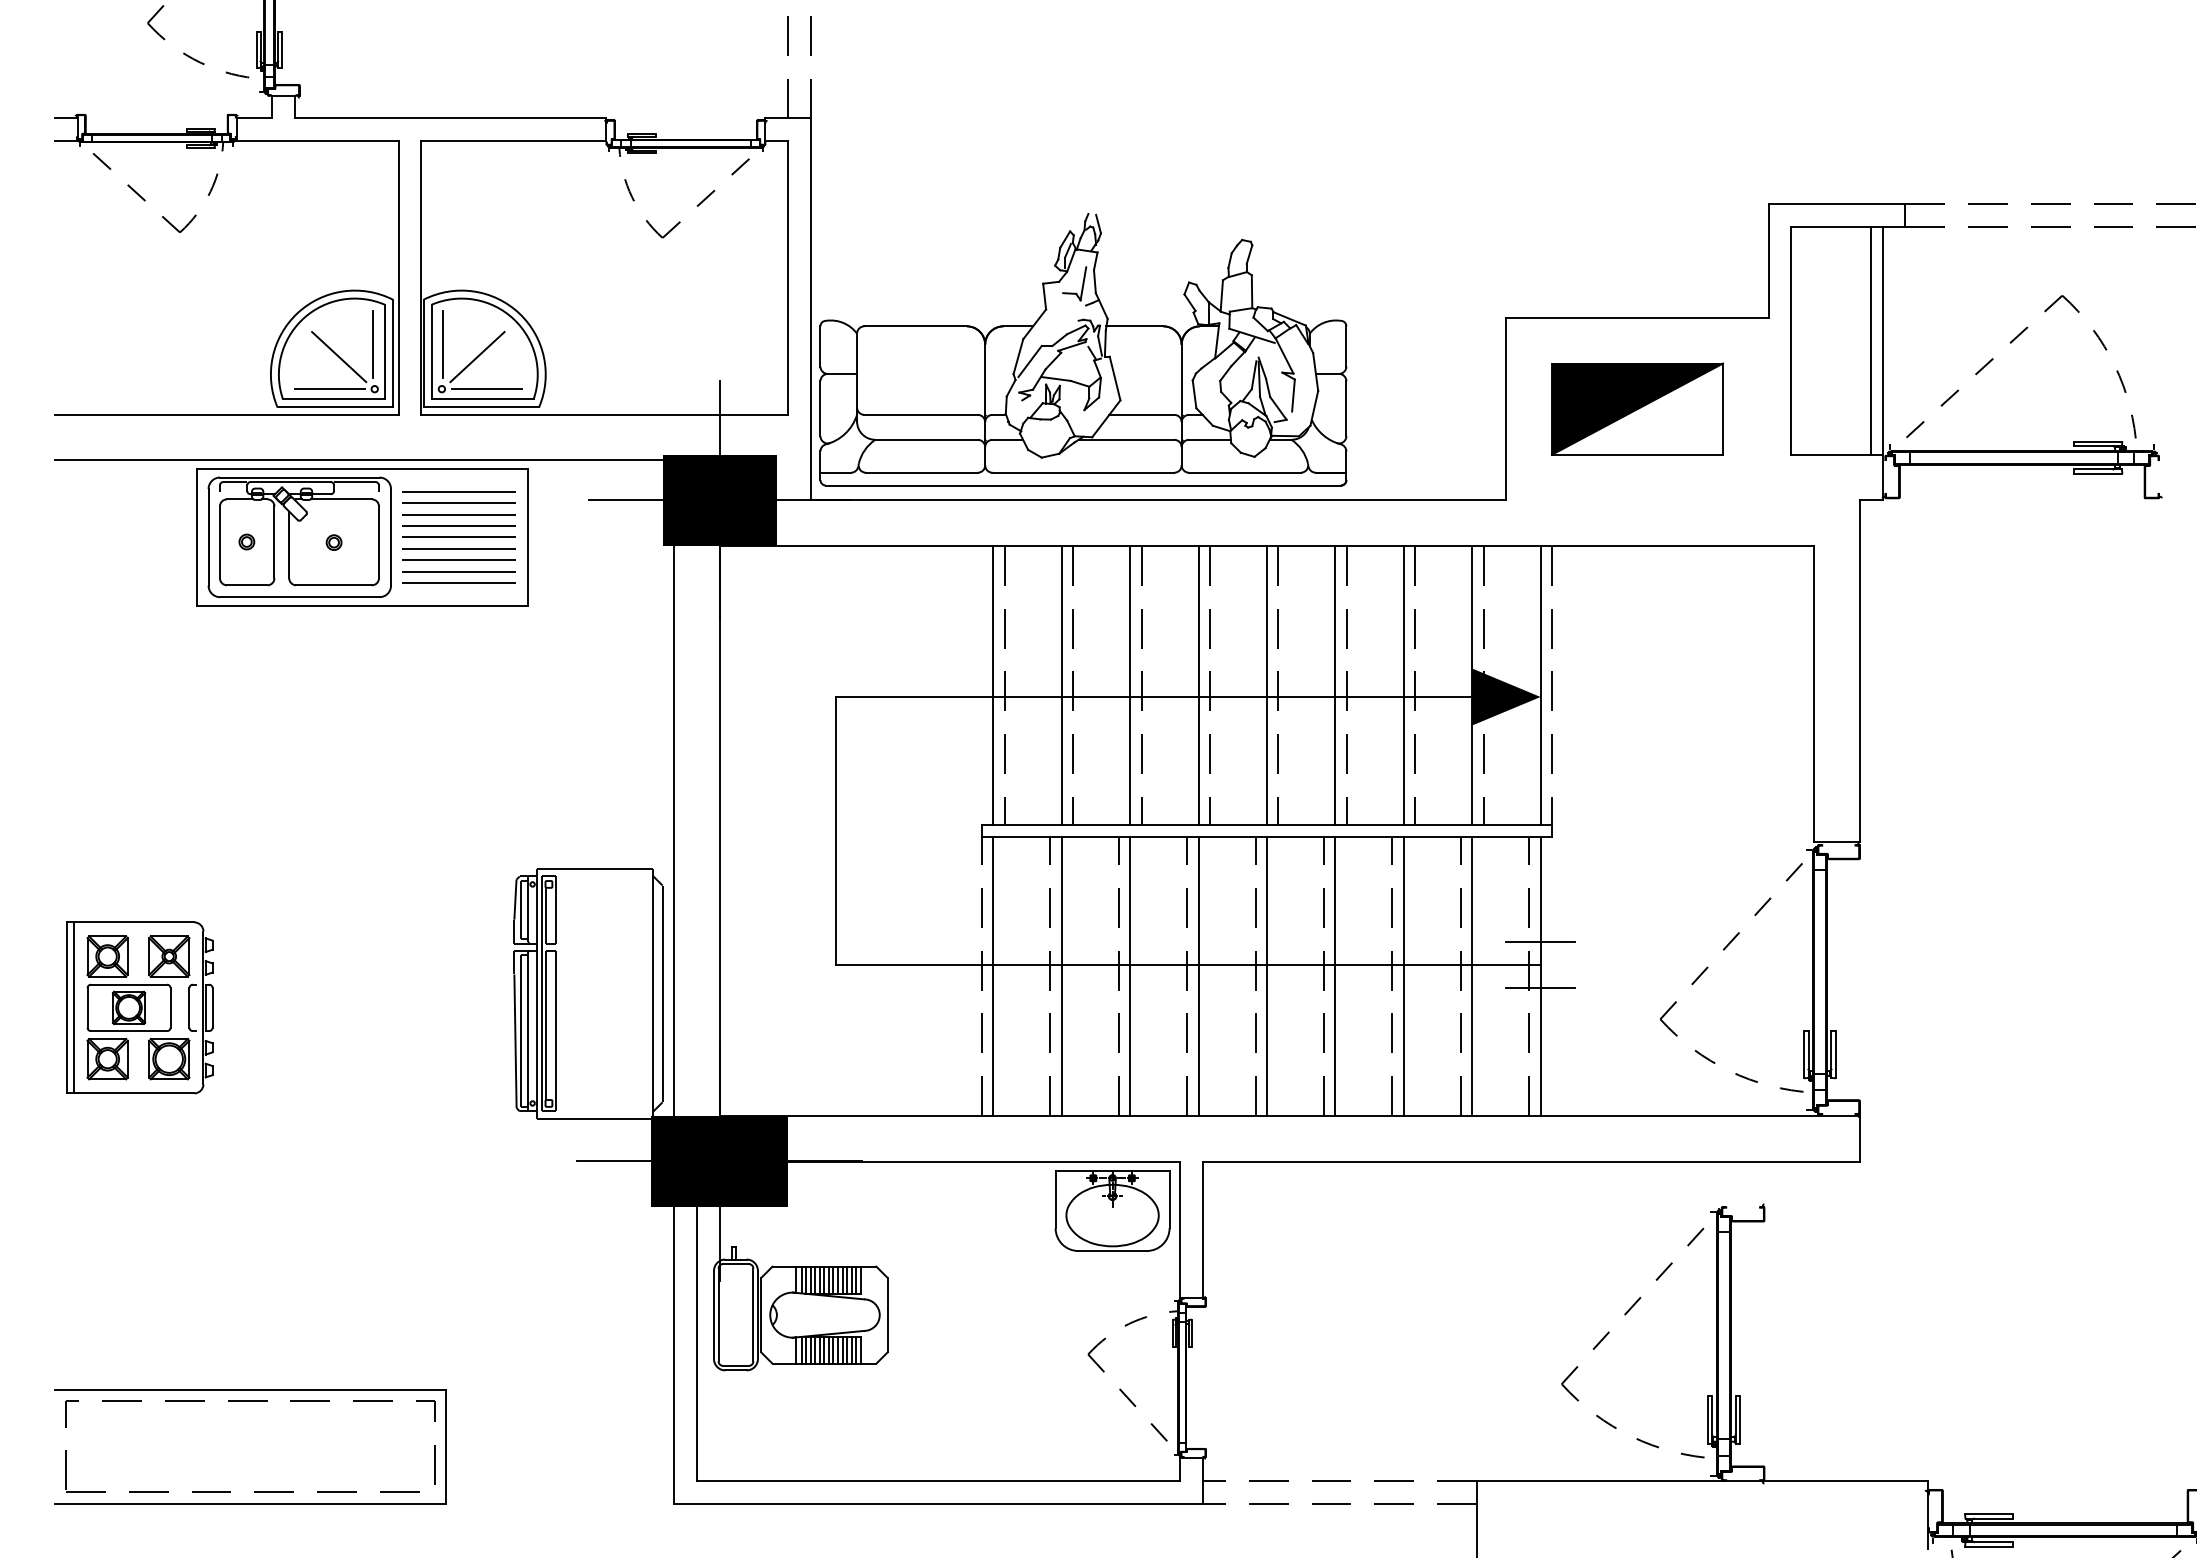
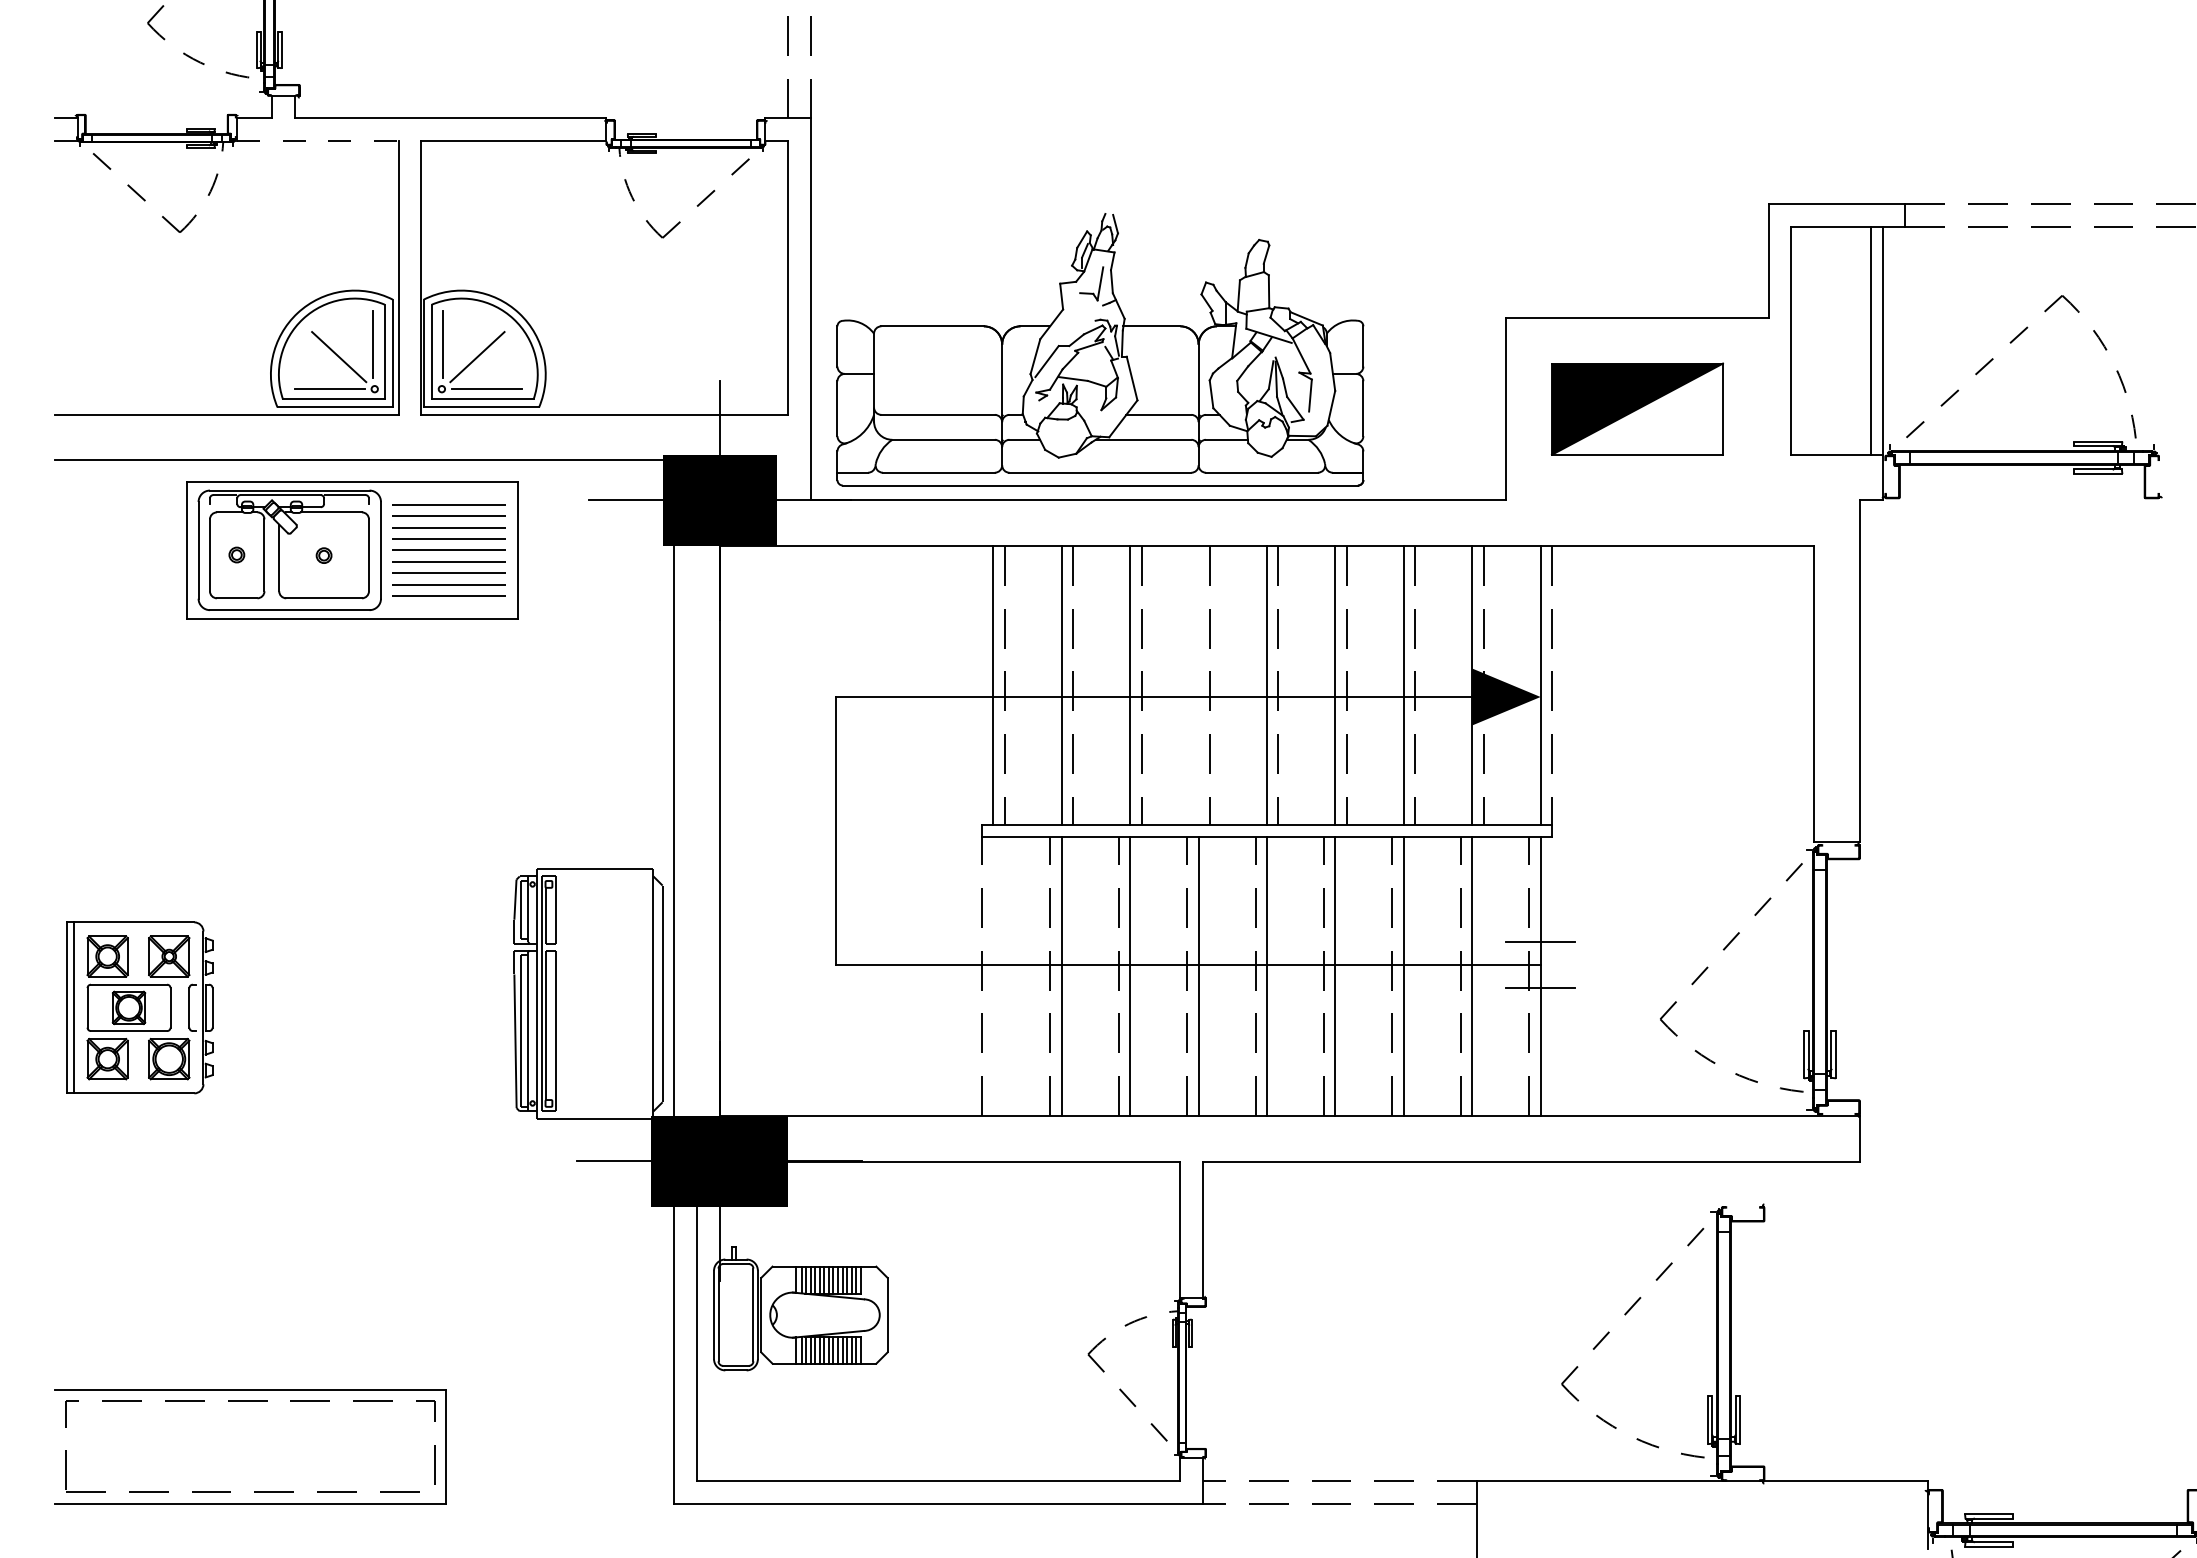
line: solid -> dashed (317, 141)
part position: (1083, 349) -> (1100, 349) (1100, 349)
part position: (362, 537) -> (352, 550) (352, 550)
line: present -> none (1198, 685)
line: present -> none (993, 975)
part: present -> none (1112, 1210)
